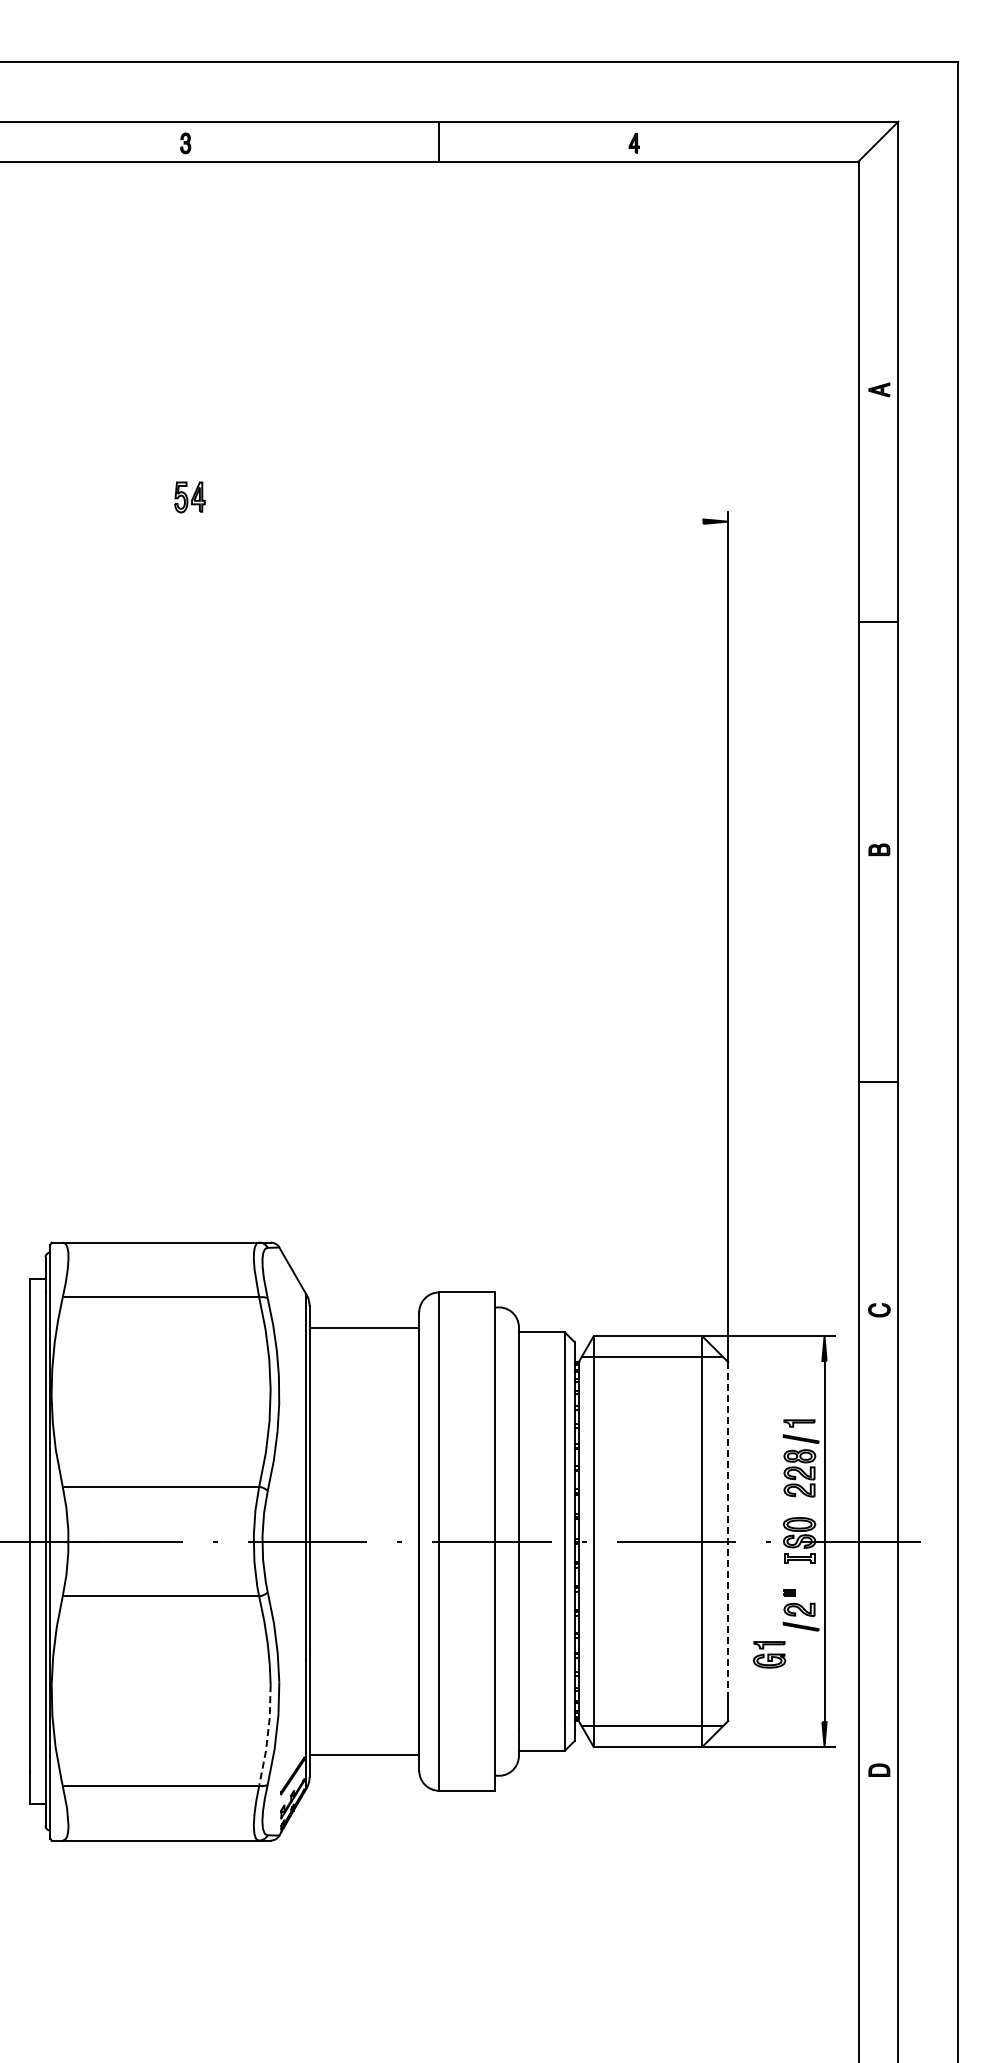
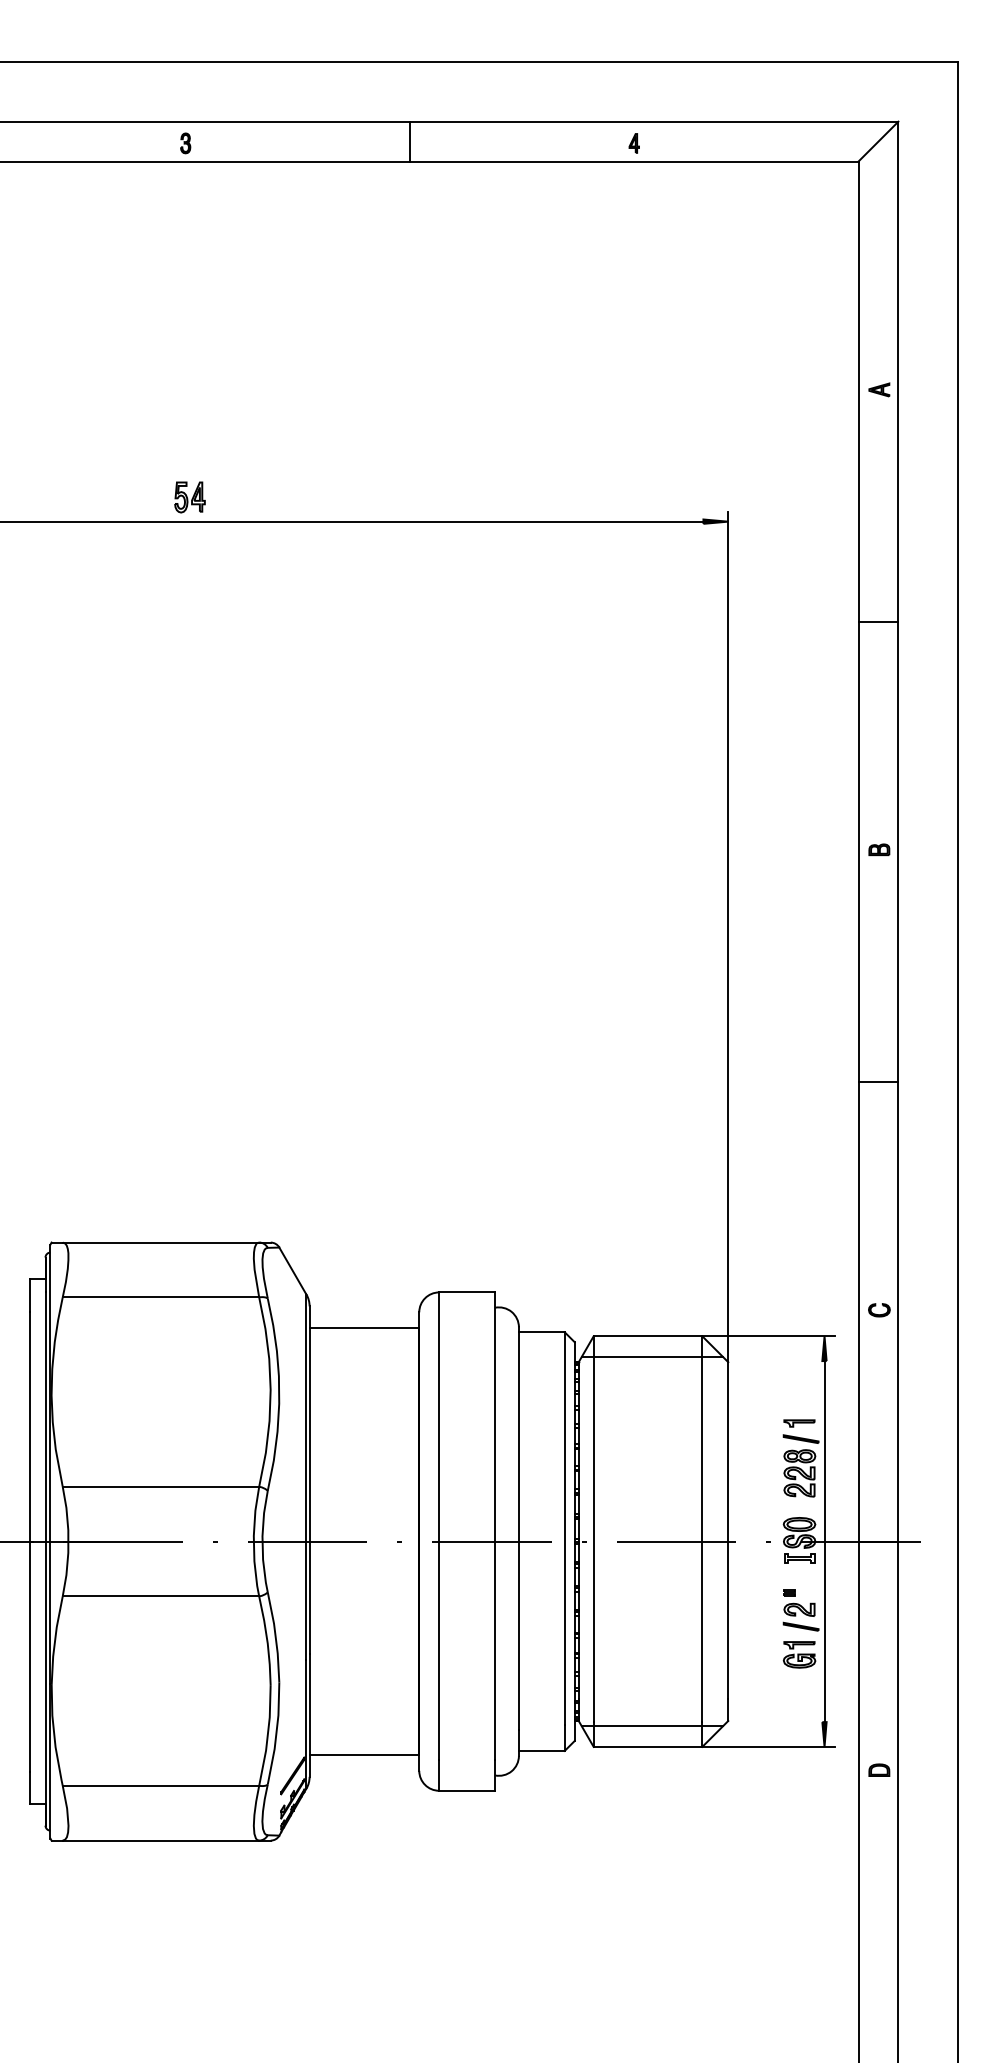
line position: (439, 141) -> (410, 141) (410, 141)
line: none -> present (352, 521)
line: dashed -> solid (728, 1531)
part position: (769, 1654) -> (799, 1654) (799, 1654)
line: dashed -> solid (267, 1735)
